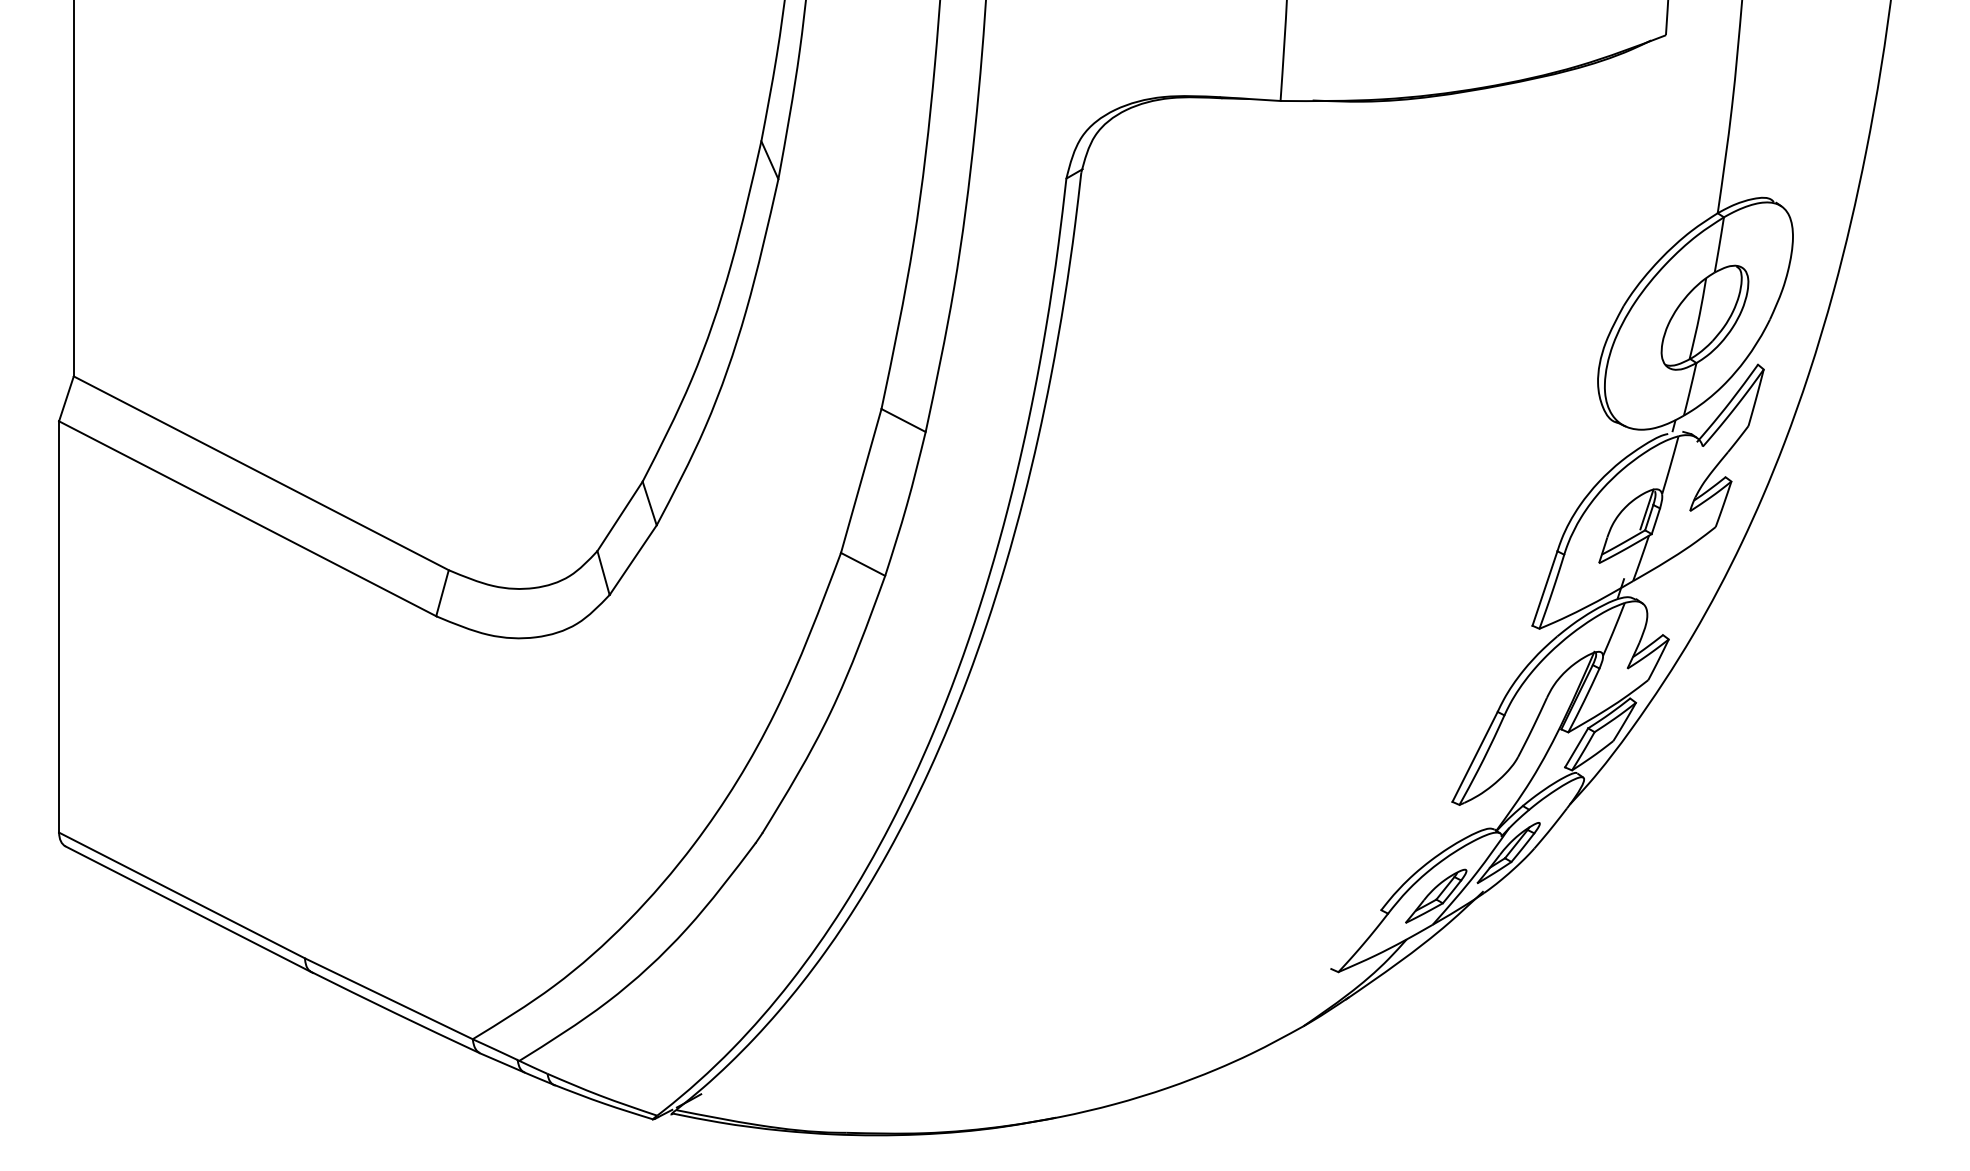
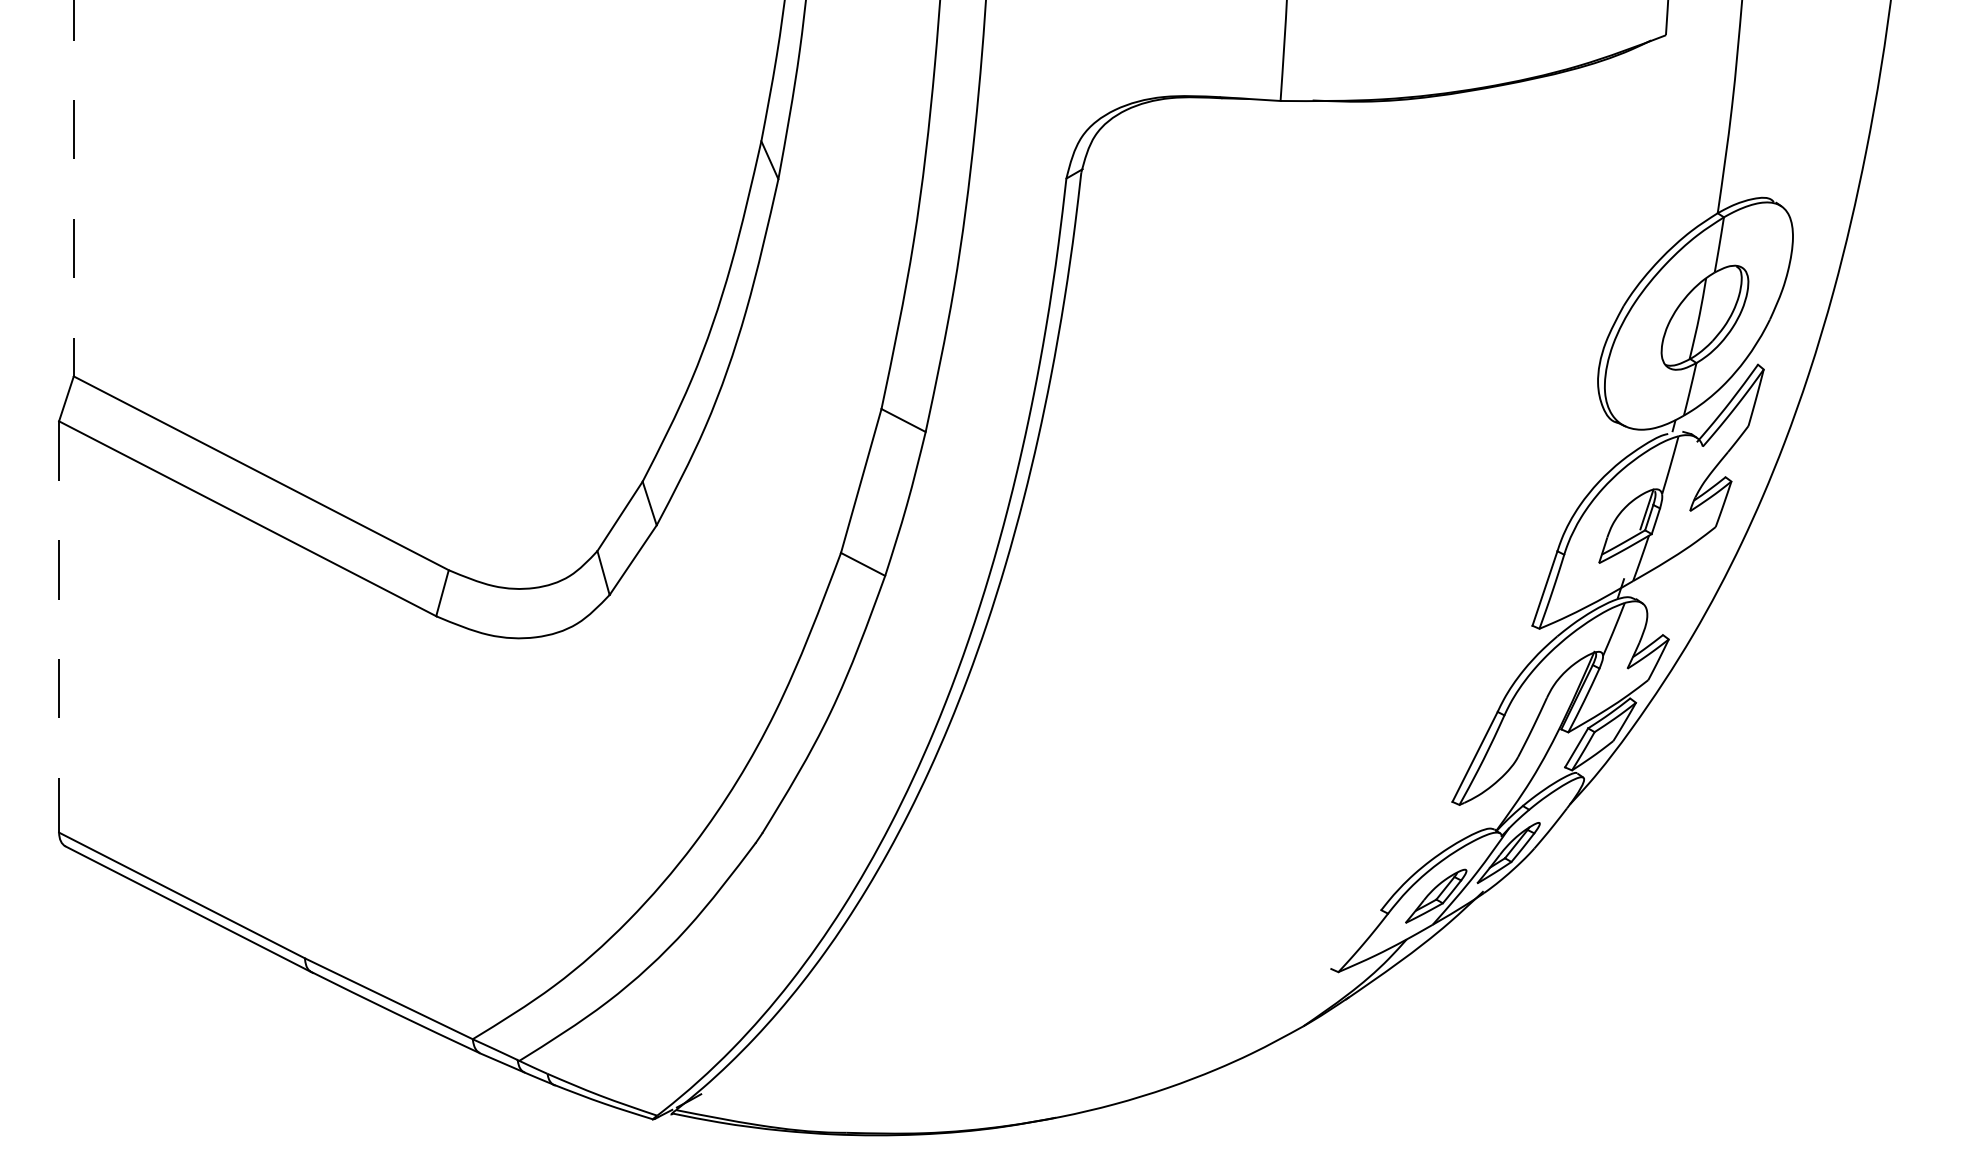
line: solid -> dashed (73, 188)
line: solid -> dashed (59, 626)
